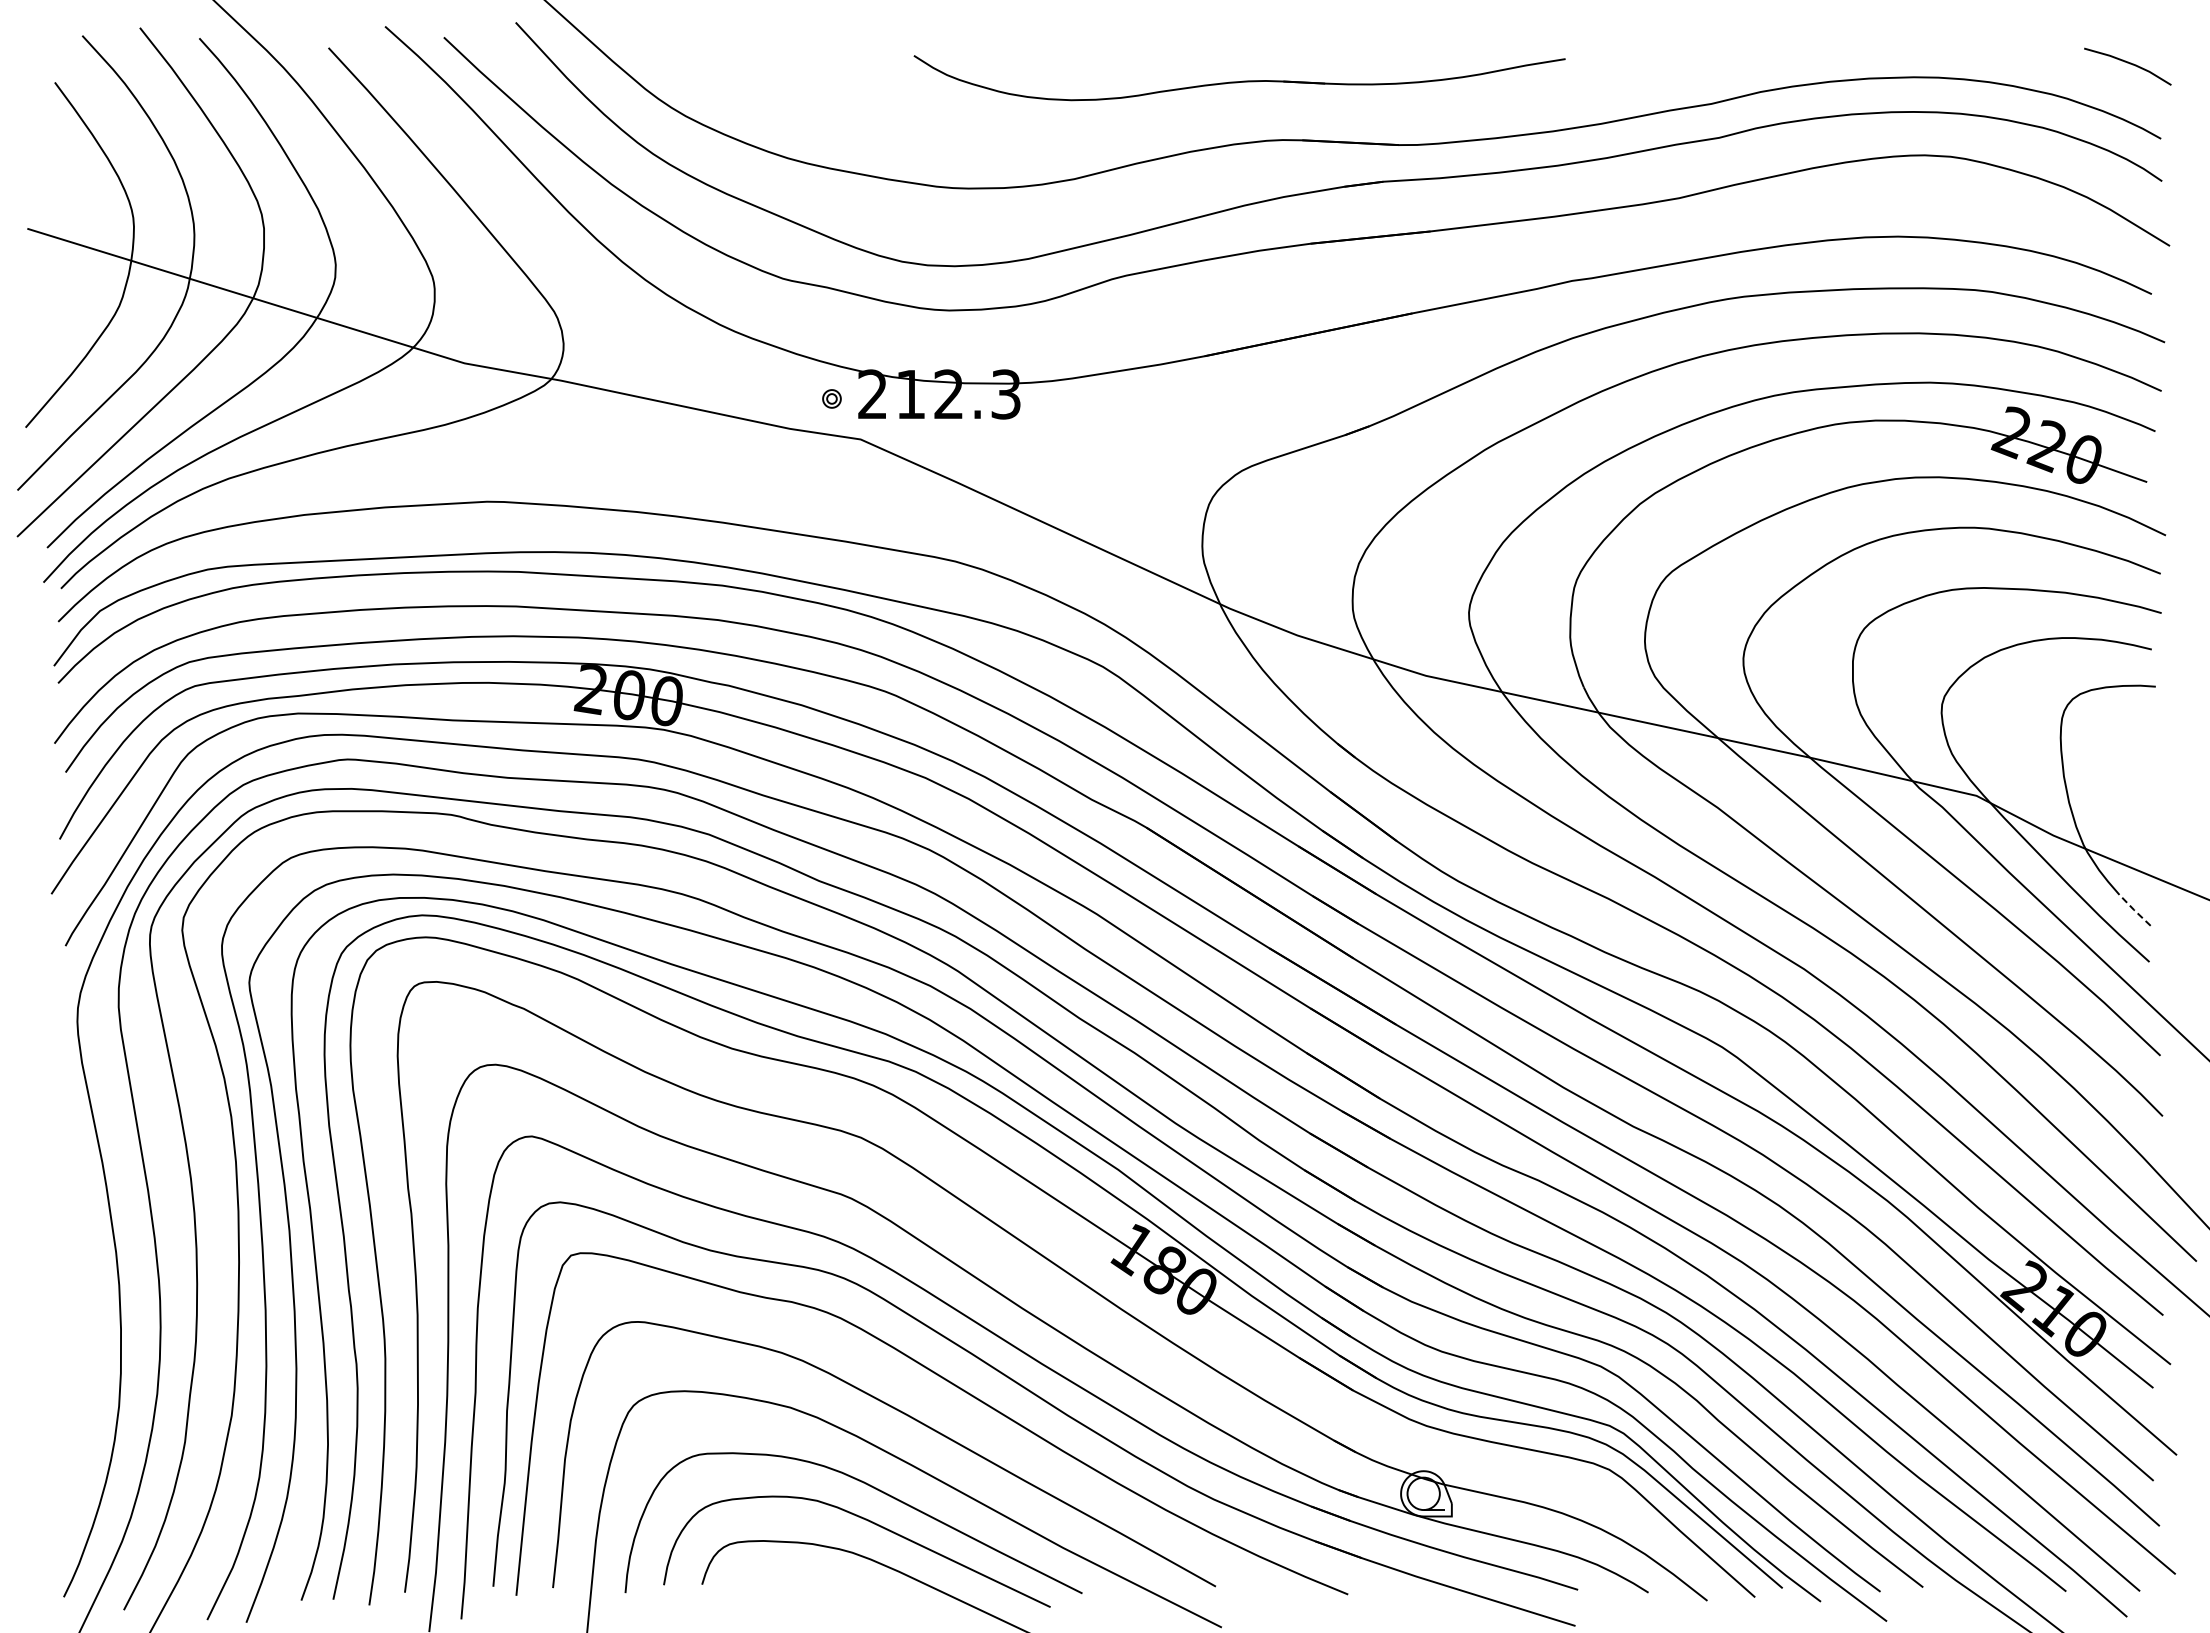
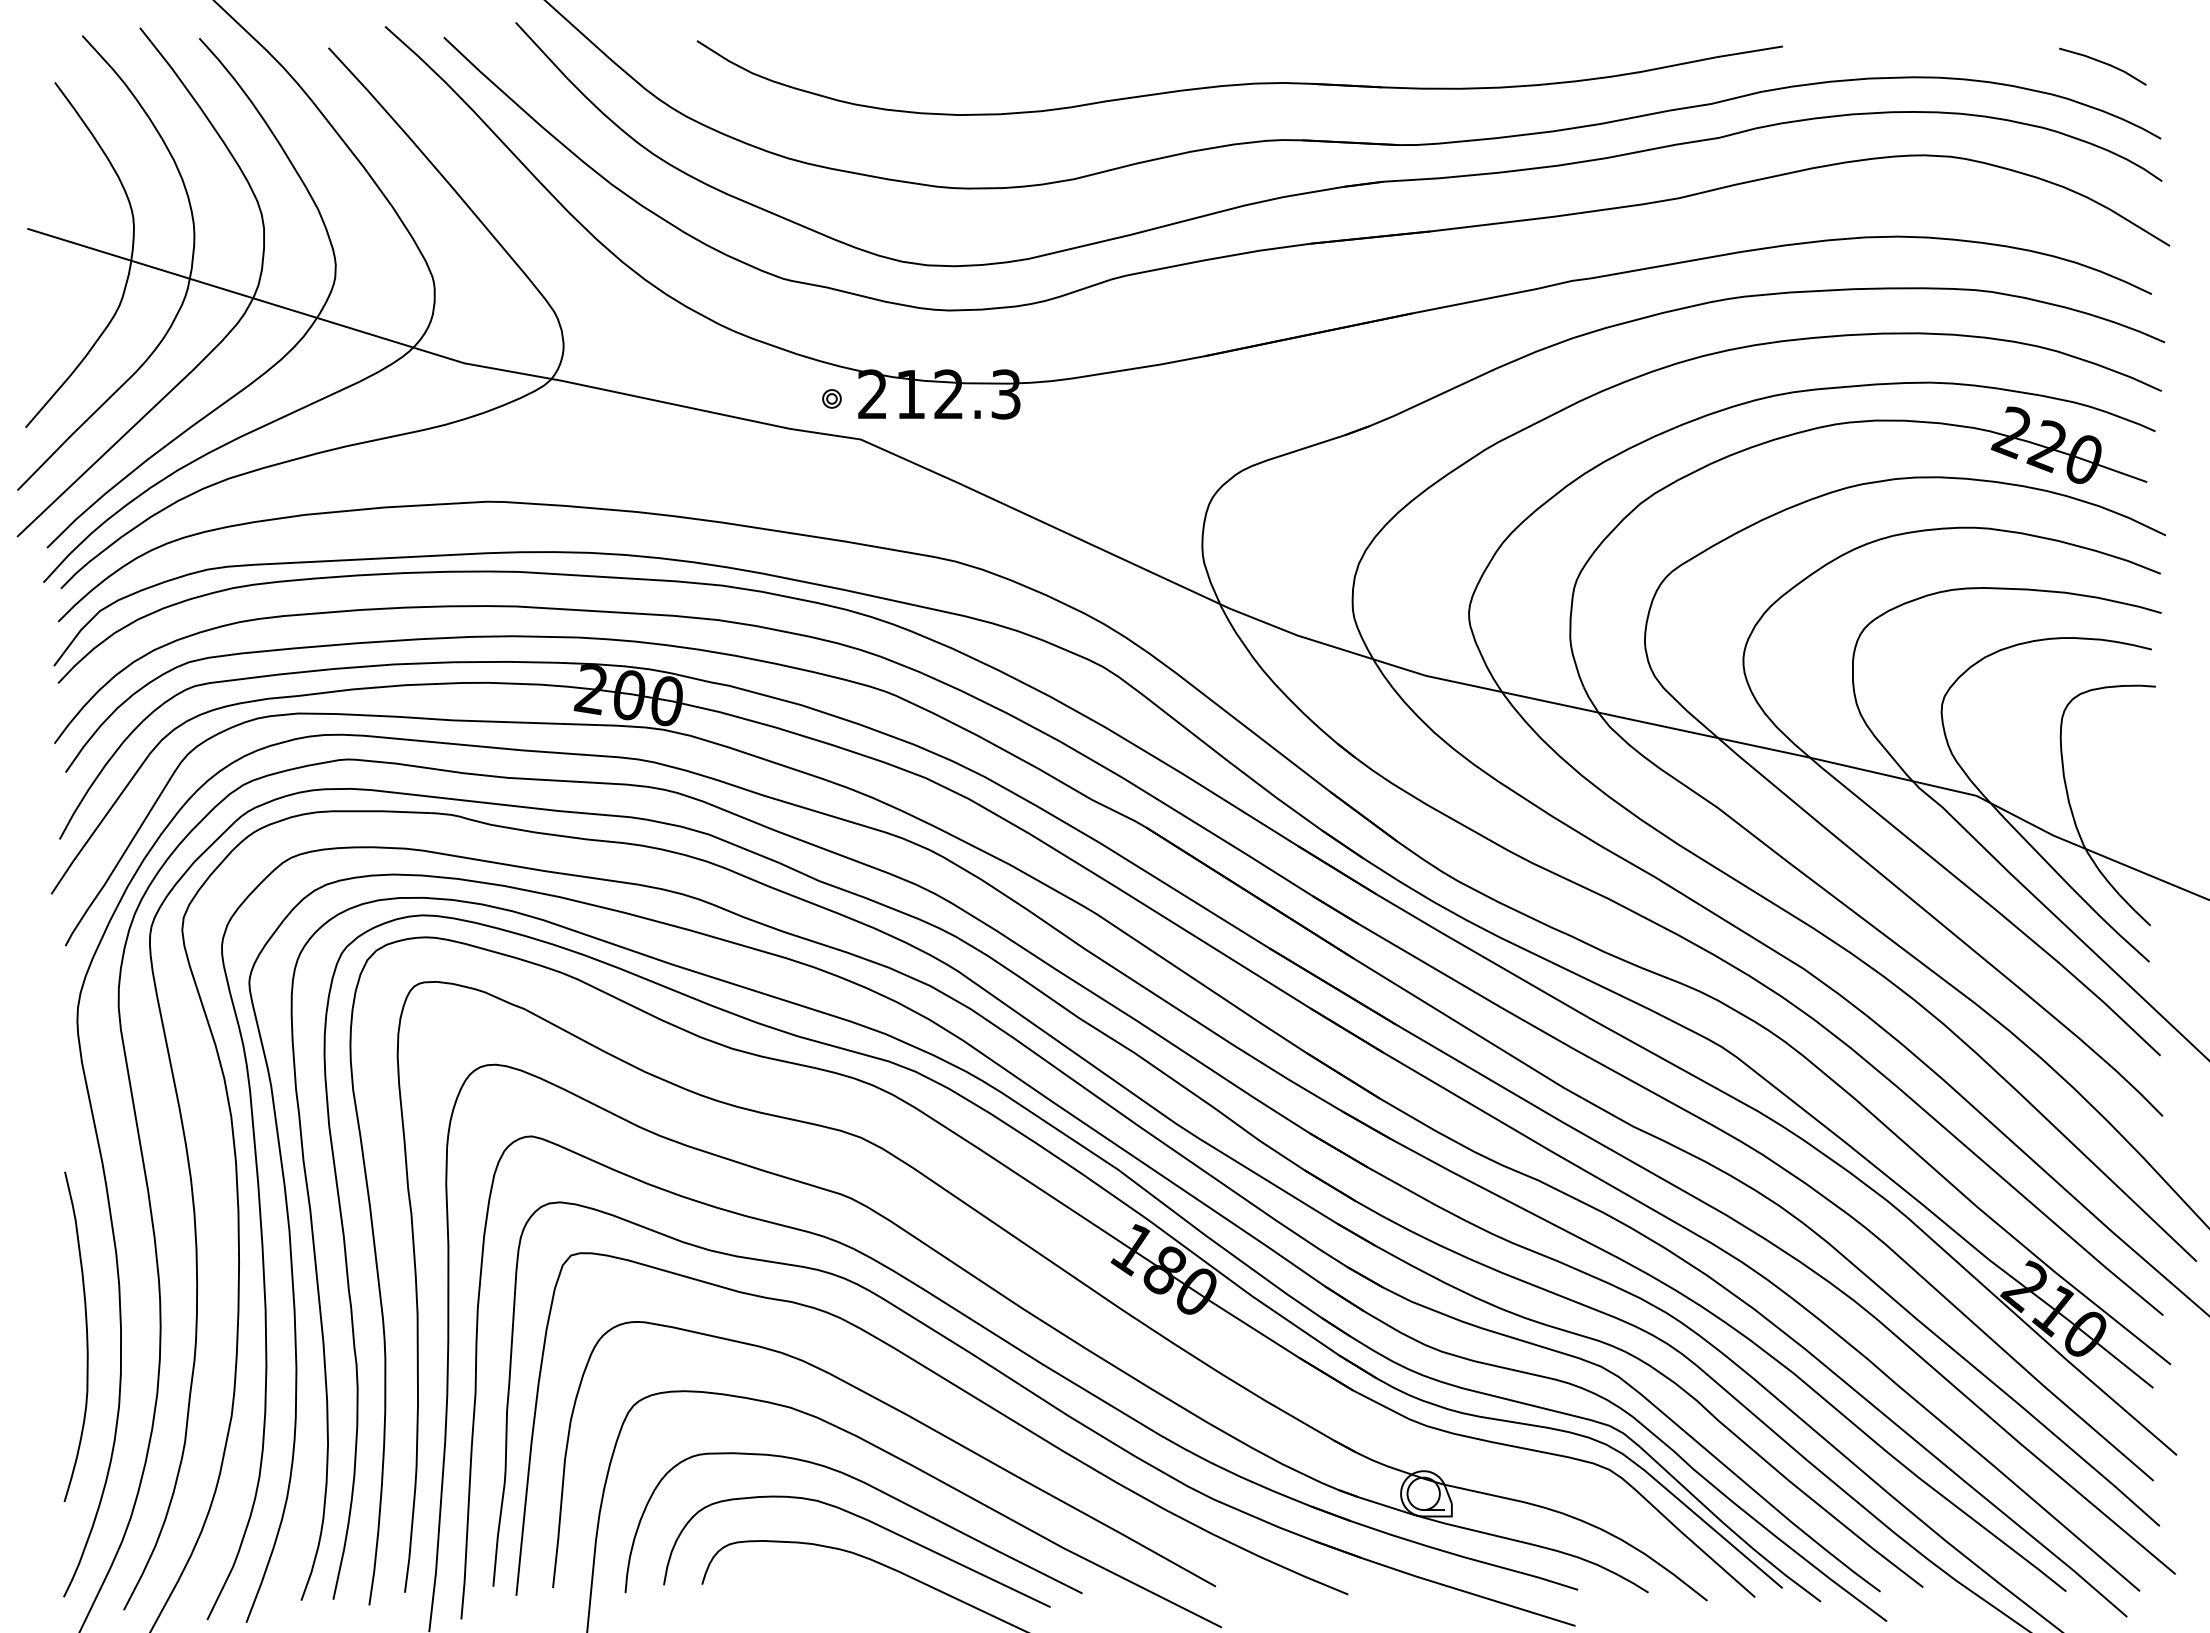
line position: (2129, 64) -> (2104, 64) (2104, 64)
part size: 653x47 px -> 1087x76 px (1239, 77)
line: dashed -> solid (2134, 910)
curve: none -> present (86, 1336)
